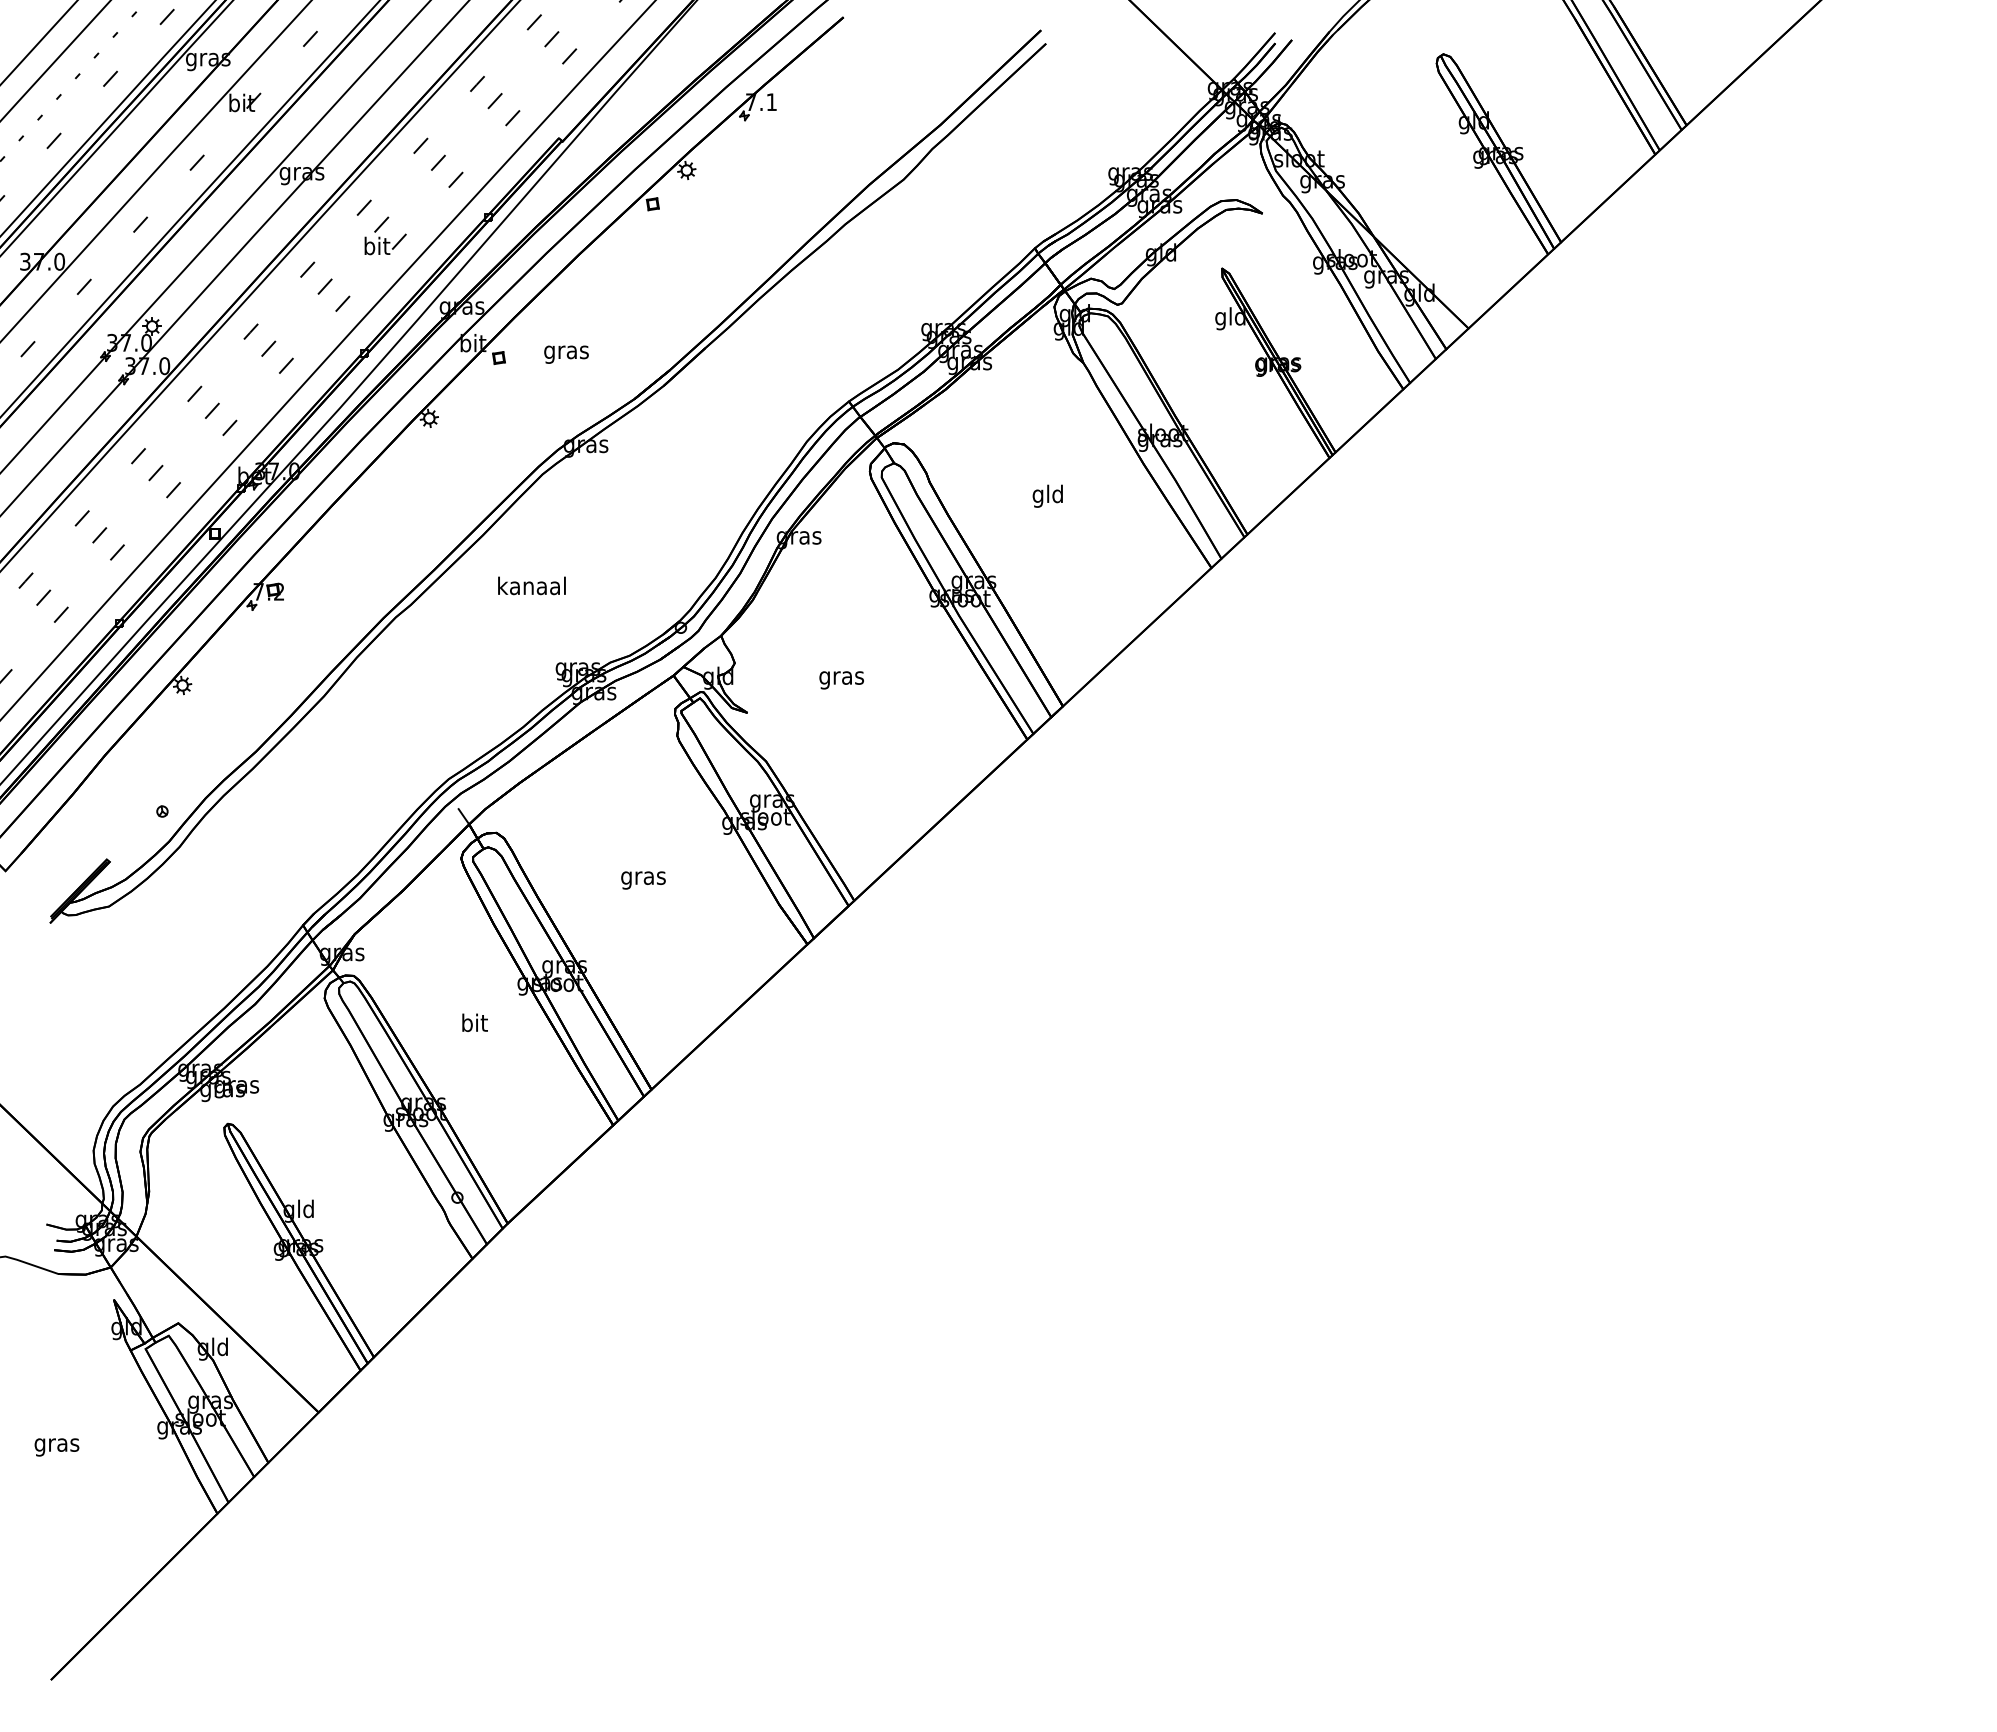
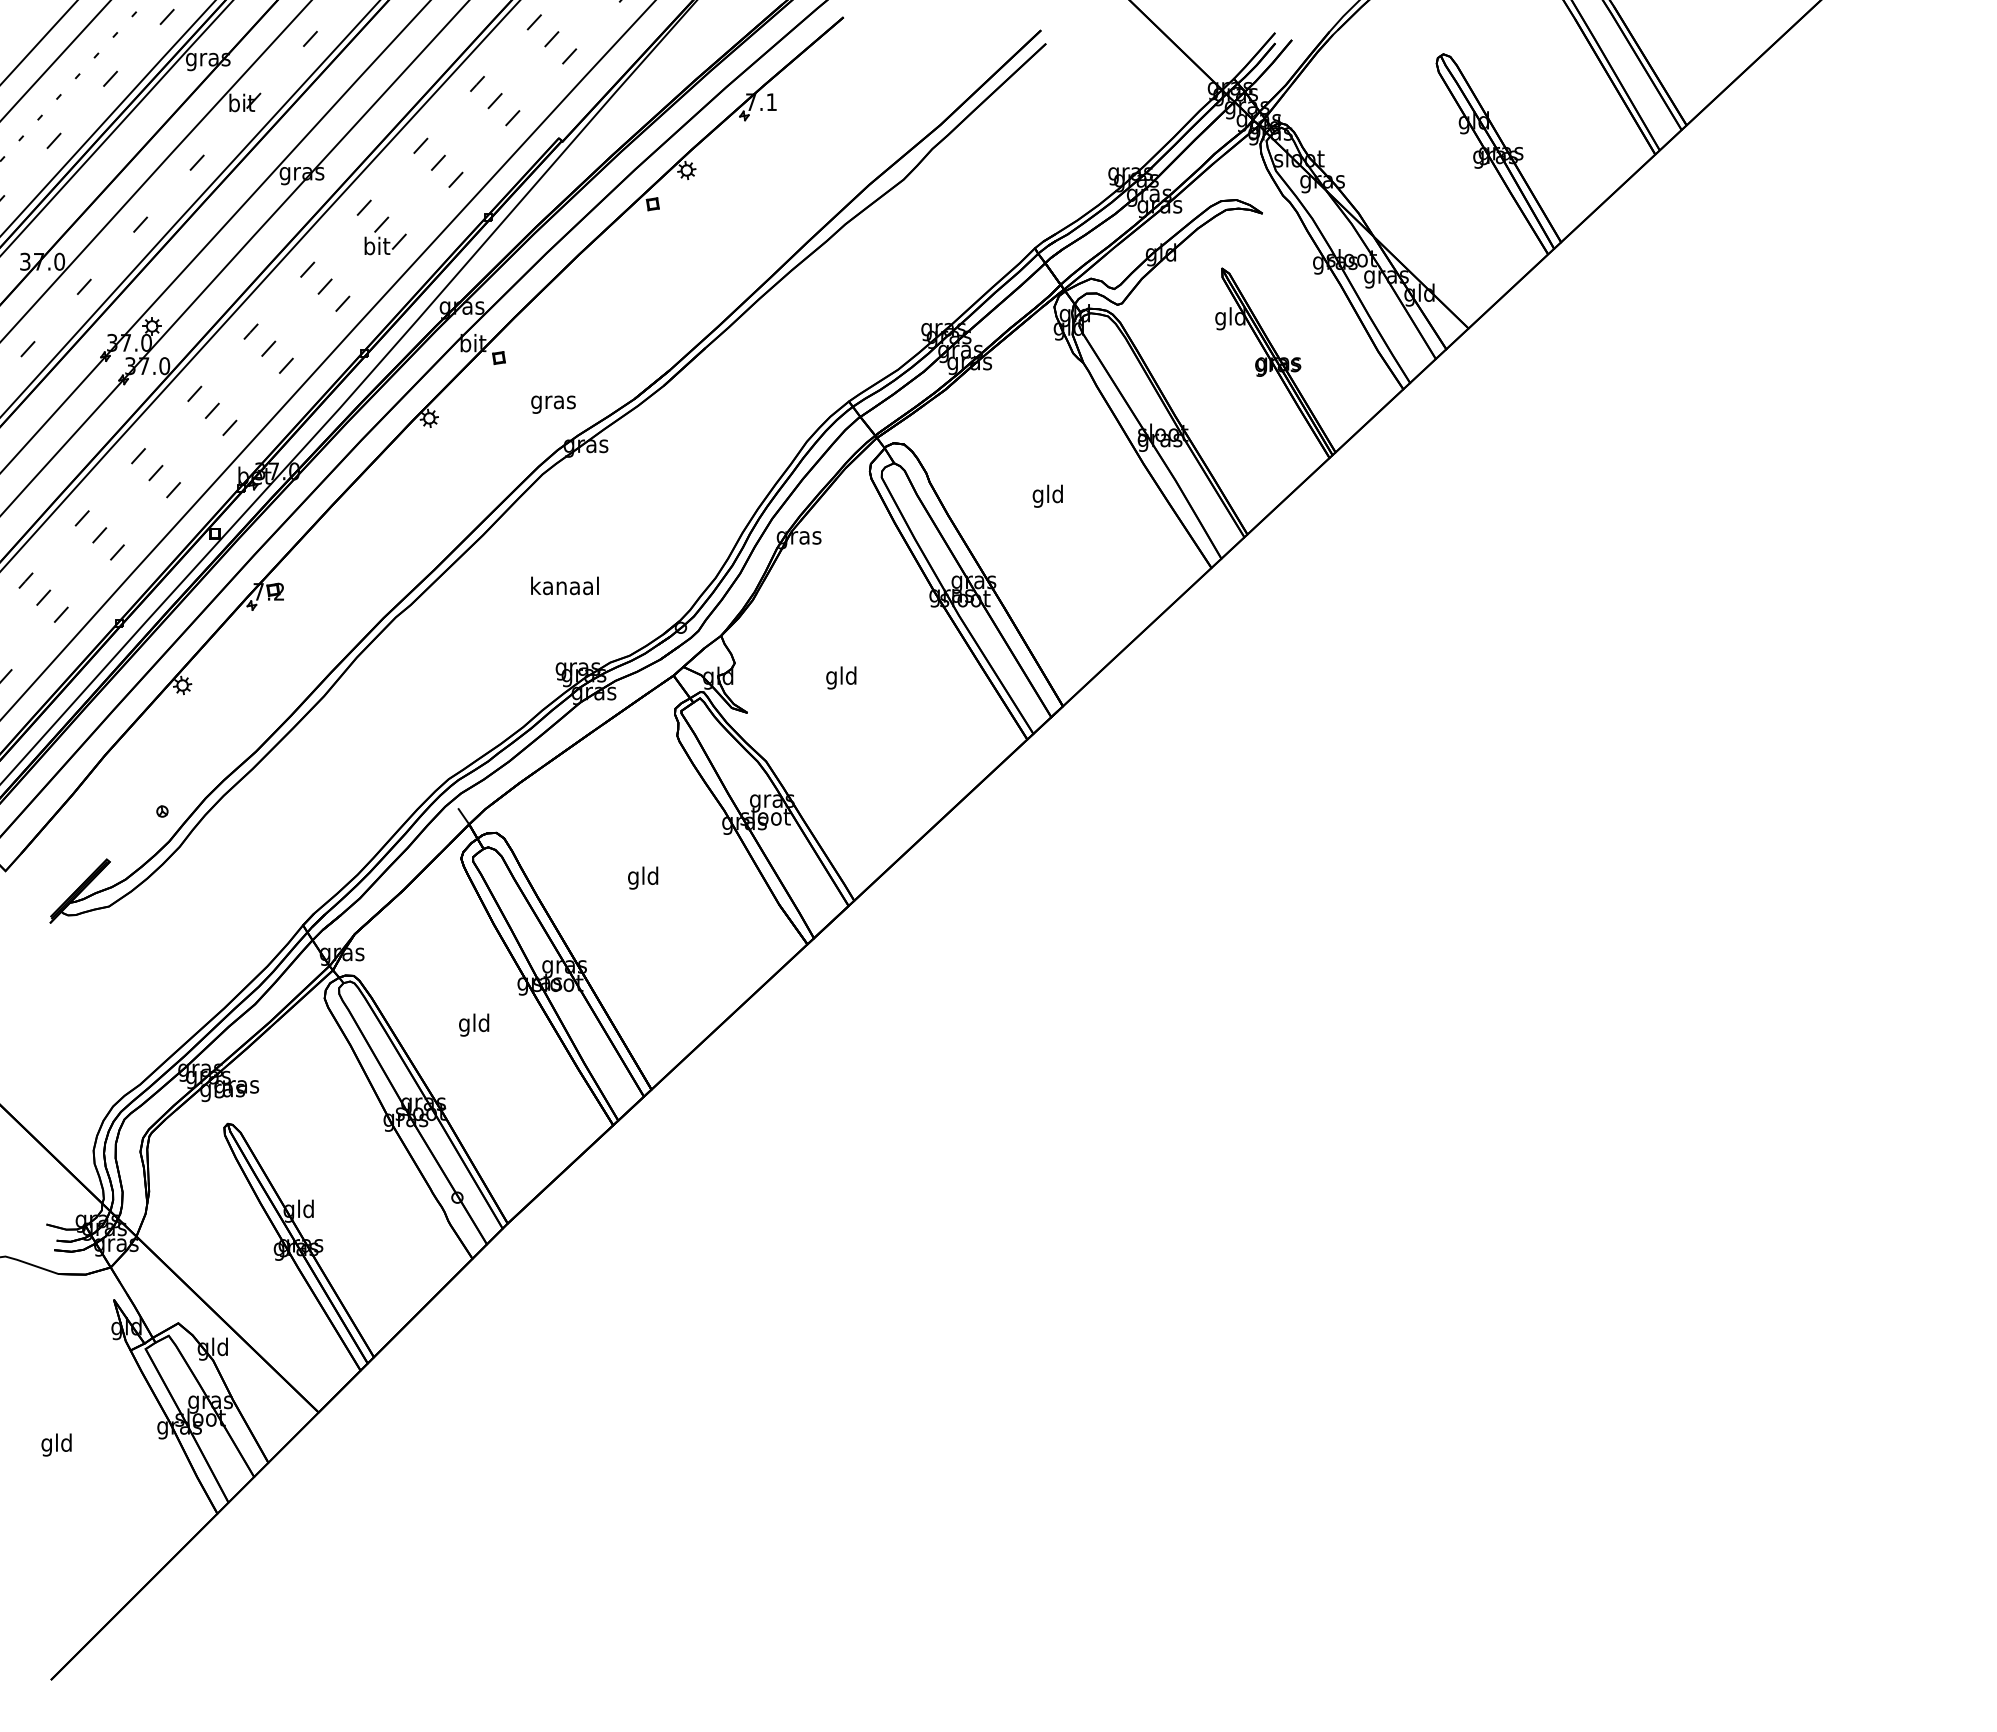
text position: (566, 354) -> (553, 404) (553, 404)
text position: (531, 585) -> (564, 585) (564, 585)
text: gras -> gld (841, 677)
text: gras -> gld (643, 877)
text: bit -> gld (474, 1024)
text: gras -> gld (56, 1444)
